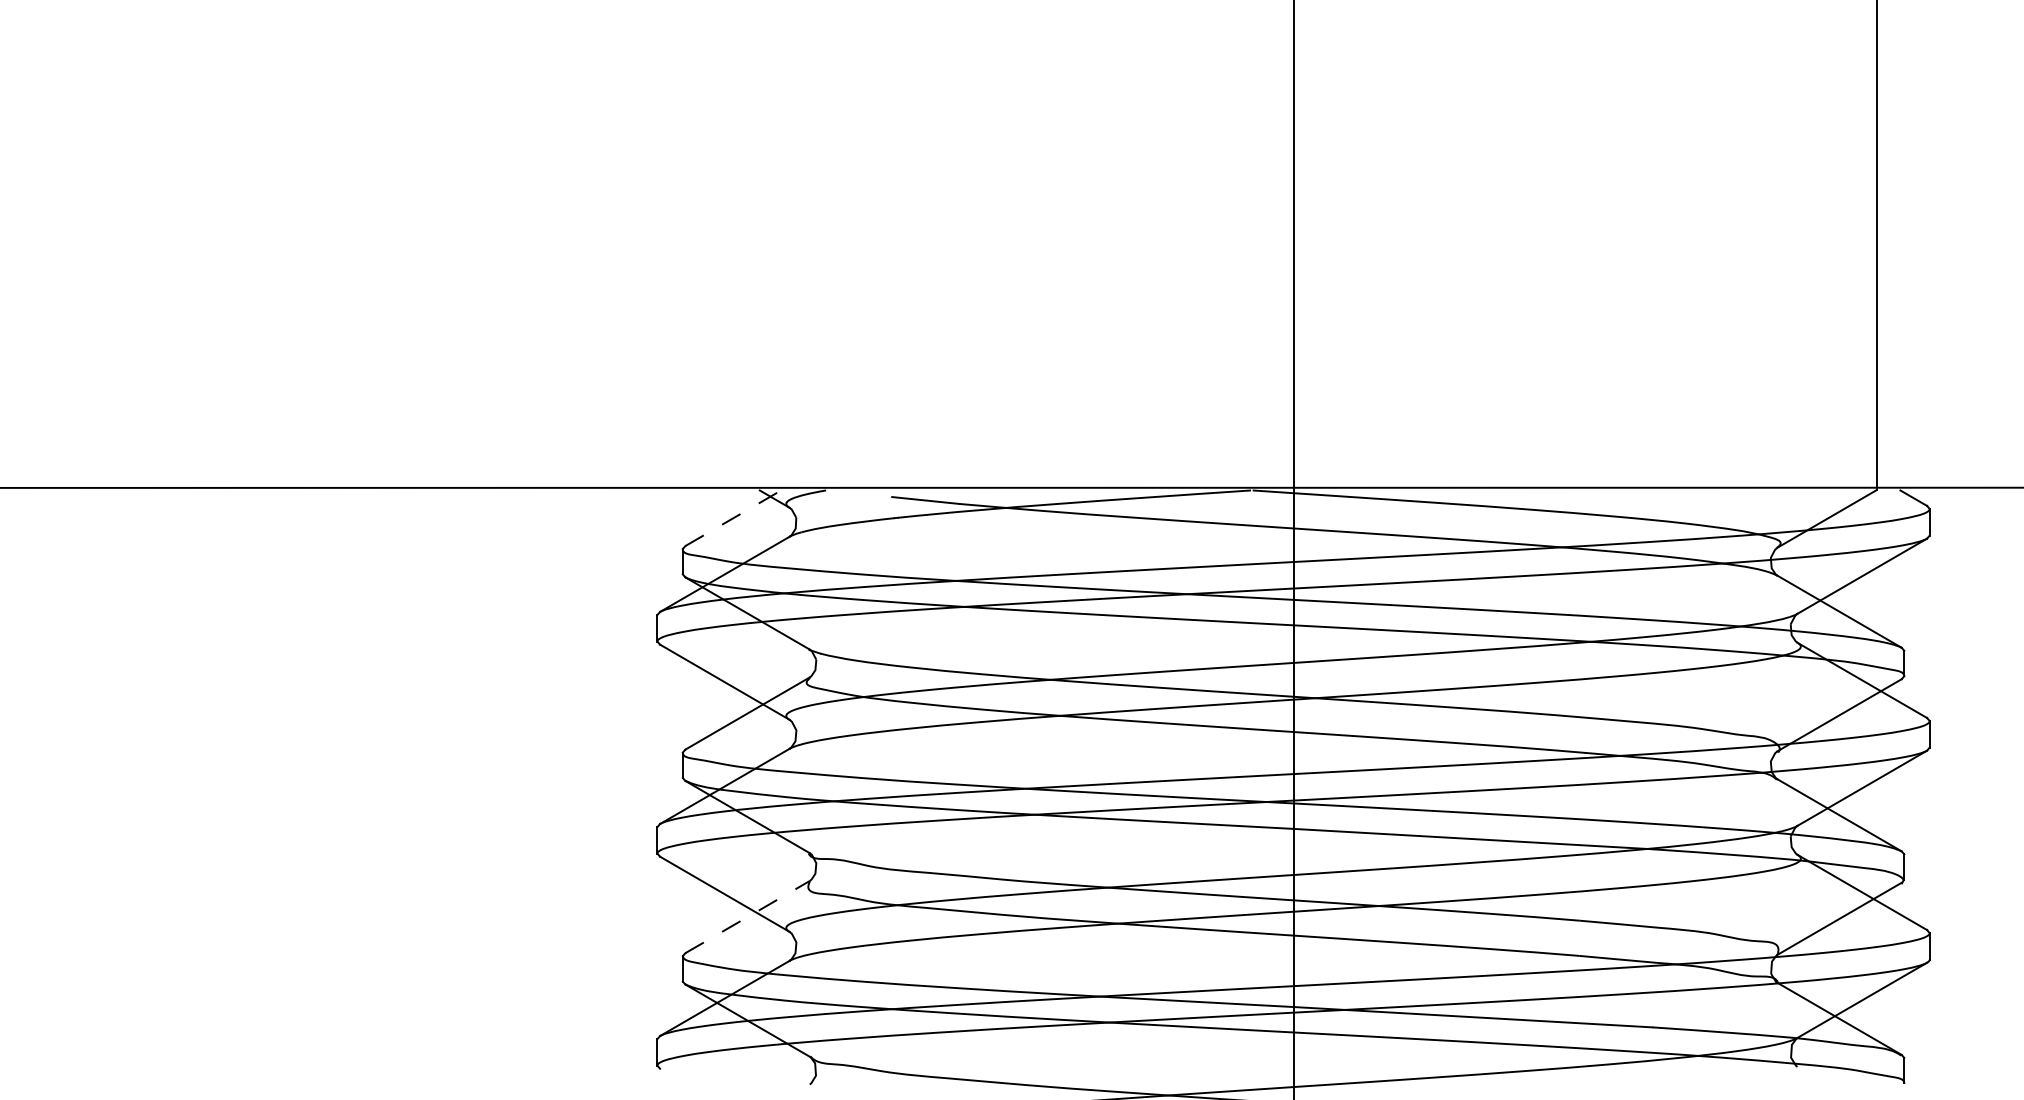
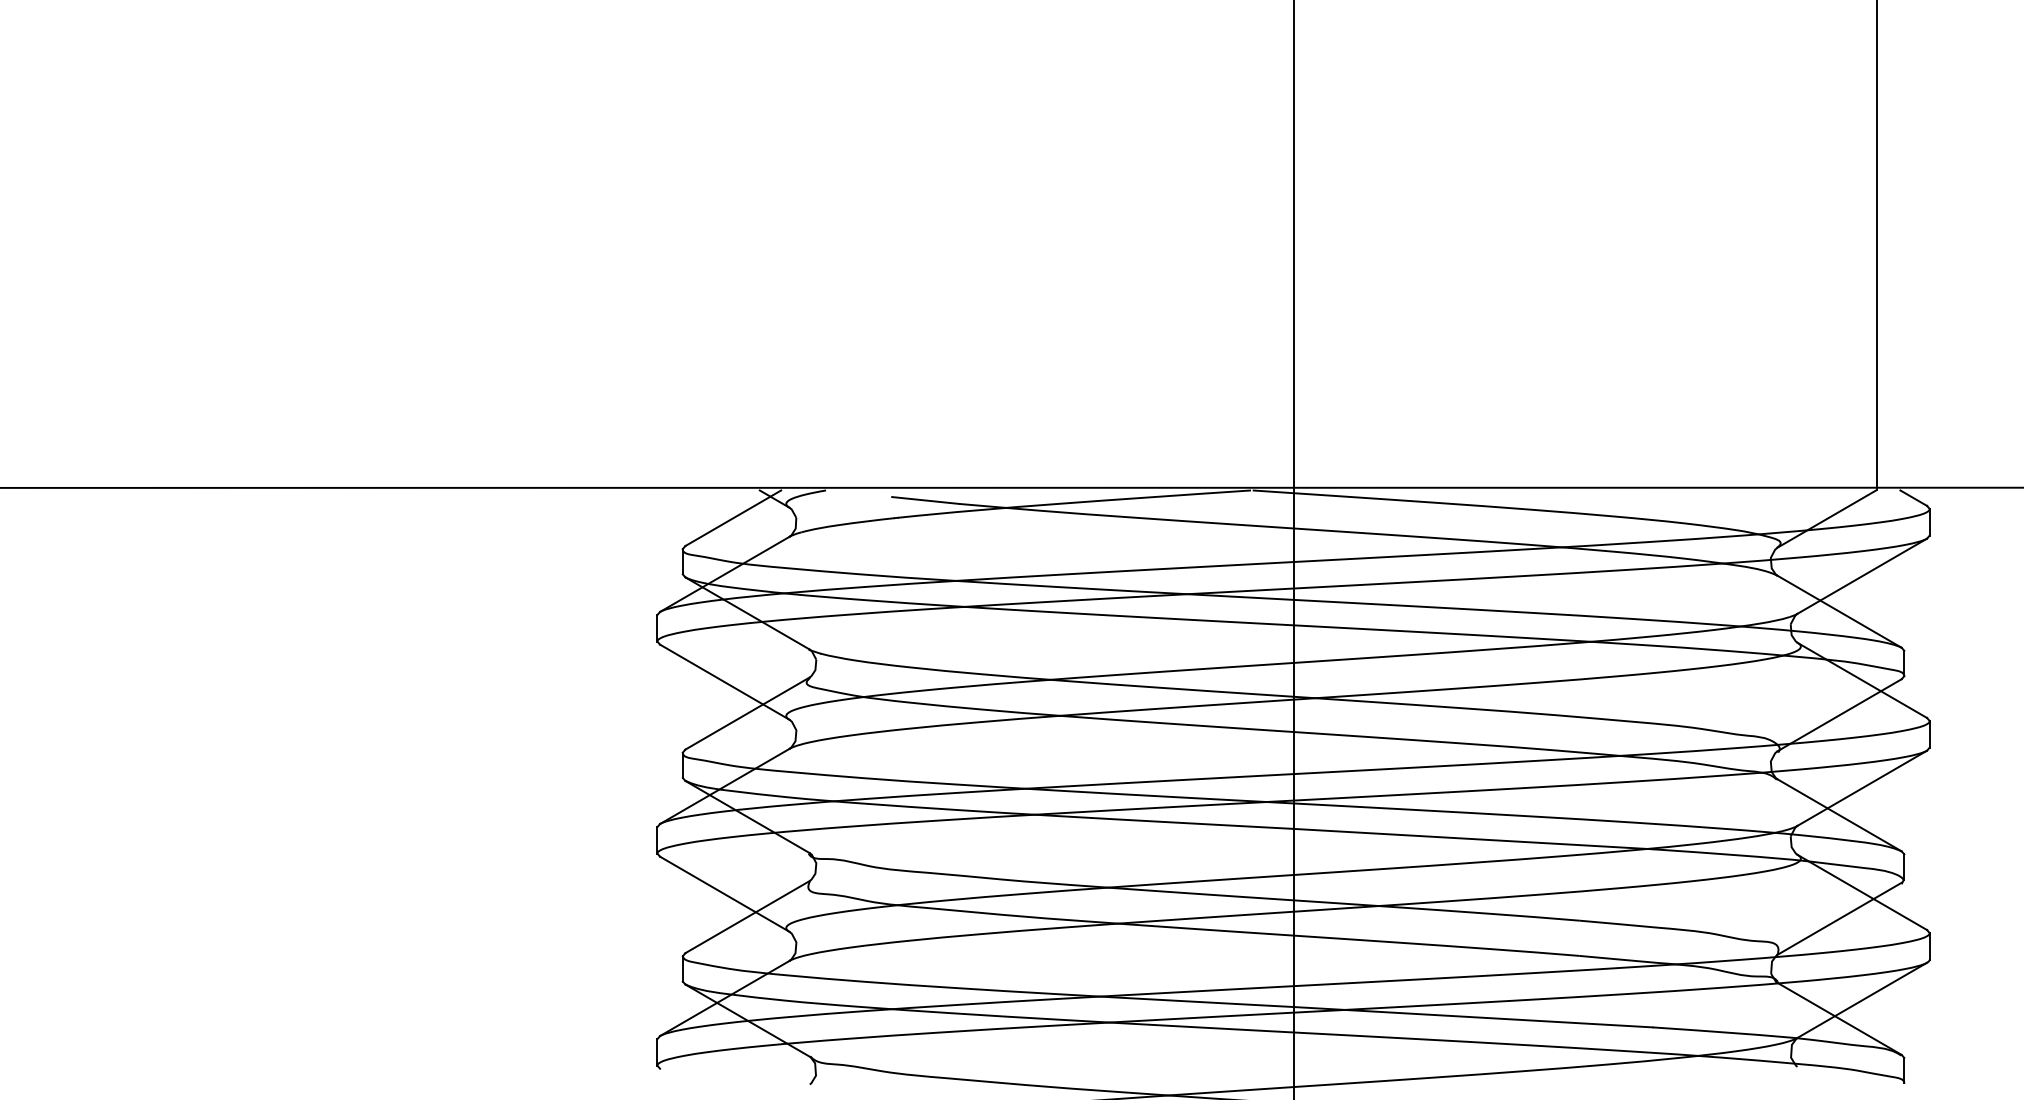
line: dashed -> solid (733, 518)
line: dashed -> solid (747, 917)
